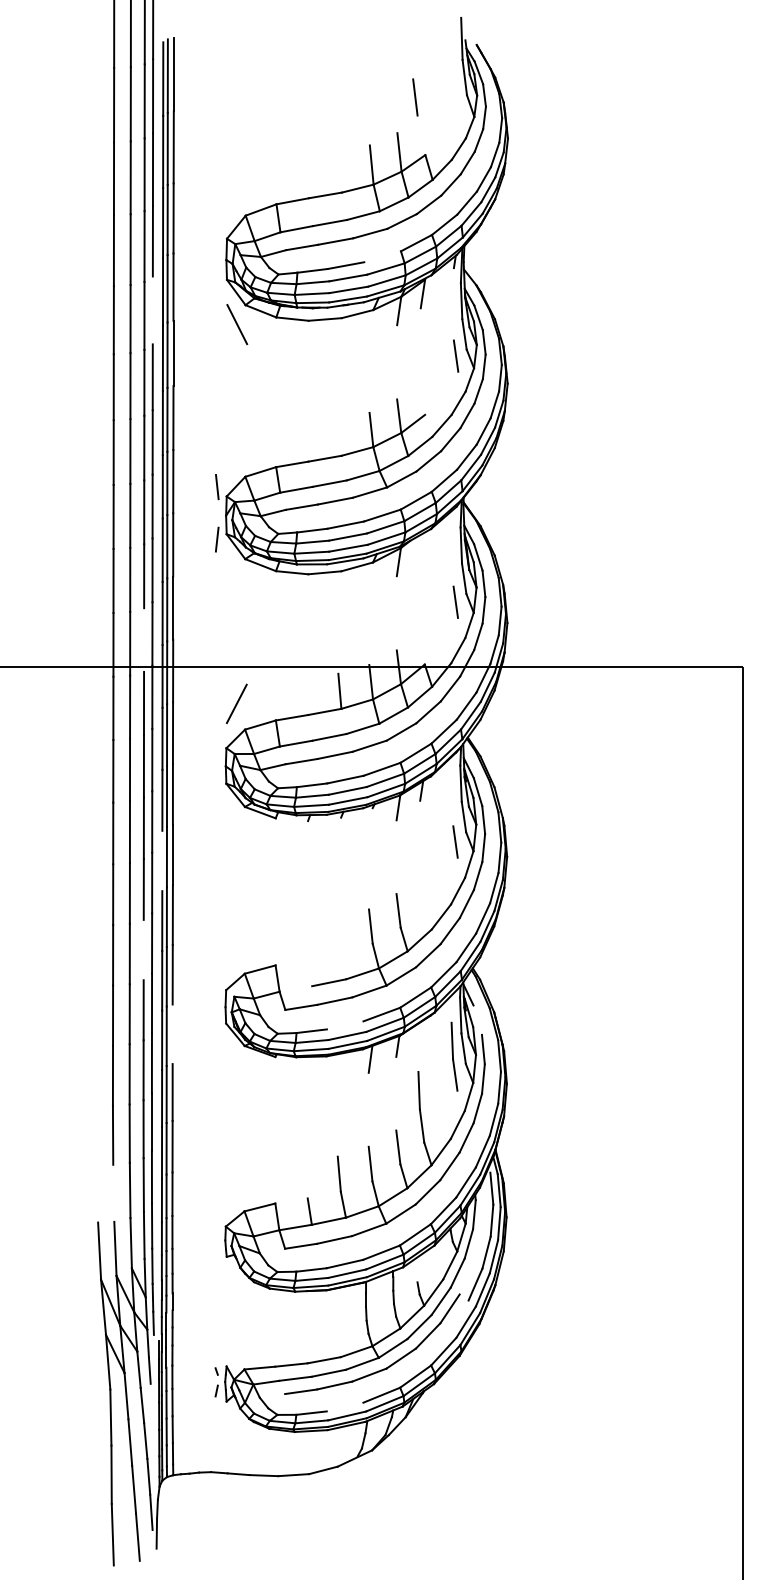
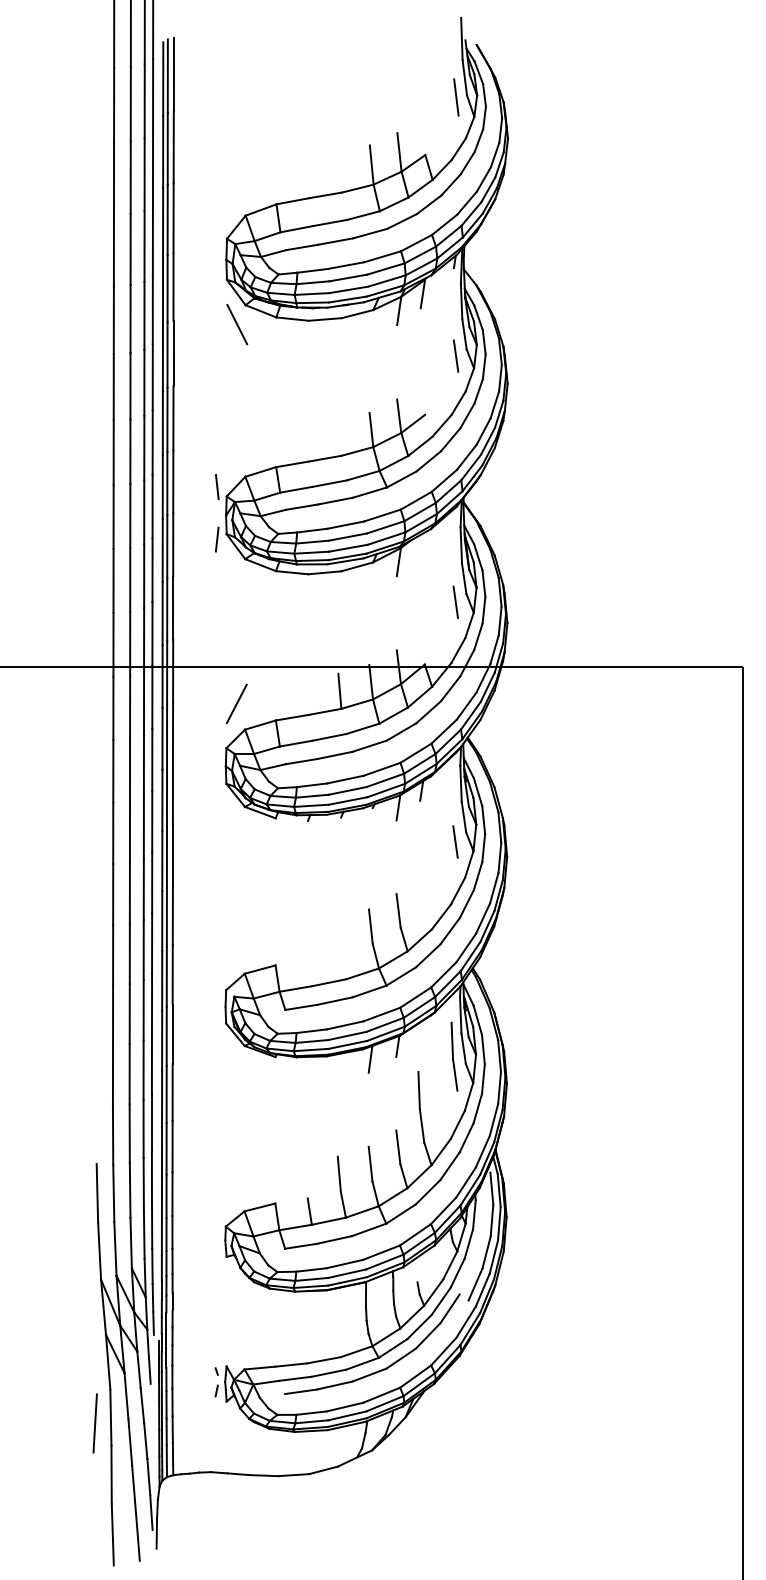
line position: (415, 97) -> (456, 97) (456, 97)
line: none -> present (382, 256)
line: none -> present (152, 310)
line: none -> present (144, 639)
line: none -> present (162, 860)
line: none -> present (143, 949)
line: none -> present (295, 988)
line: none -> present (477, 1019)
line: none -> present (344, 1025)
line: none -> present (172, 1034)
line: none -> present (97, 1192)
line: none -> present (113, 1192)
line: none -> present (344, 1406)
line: none -> present (94, 1423)
